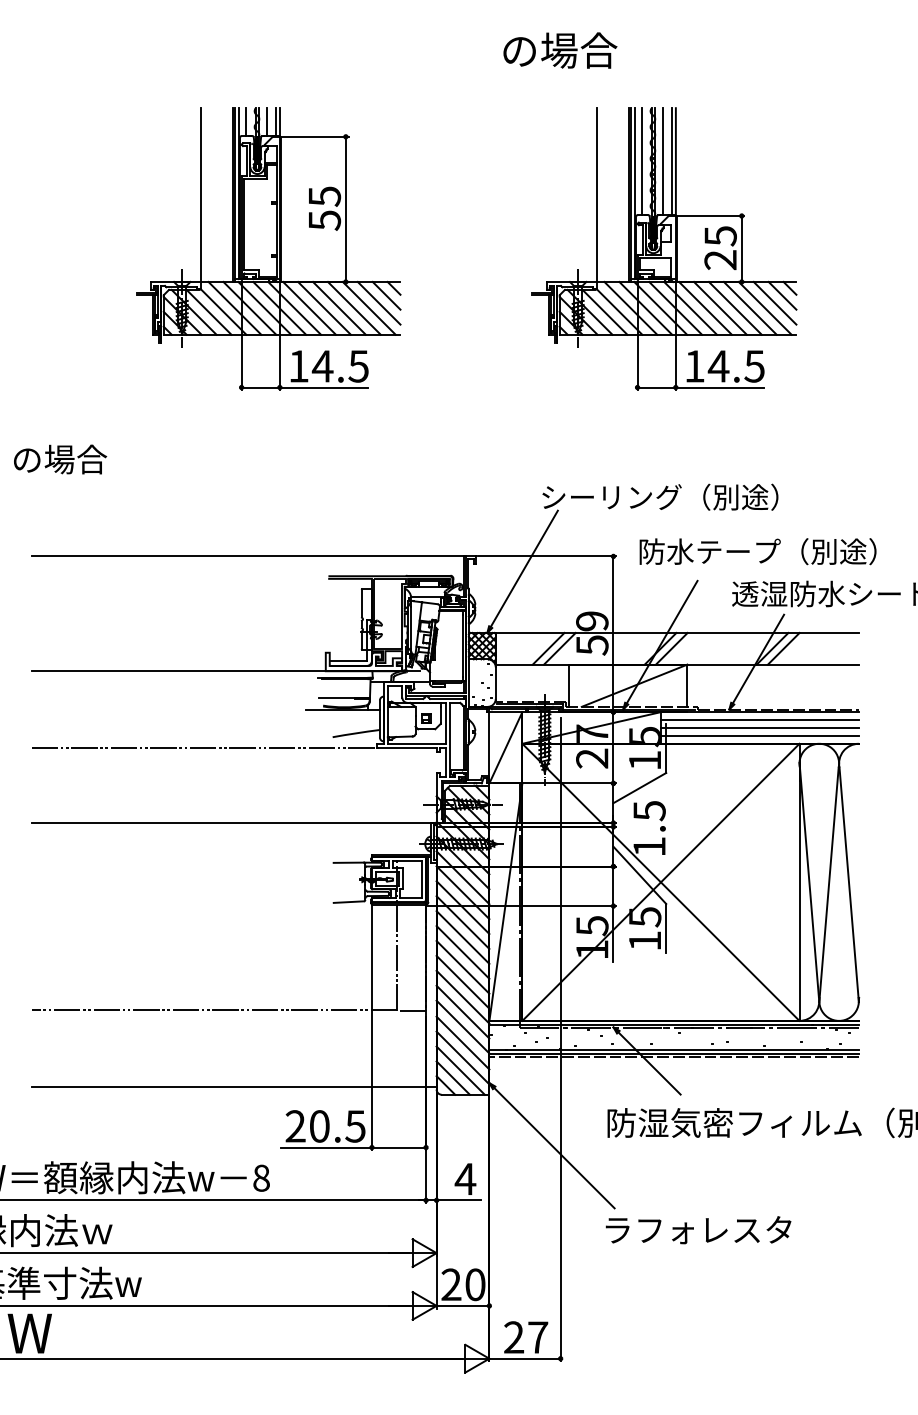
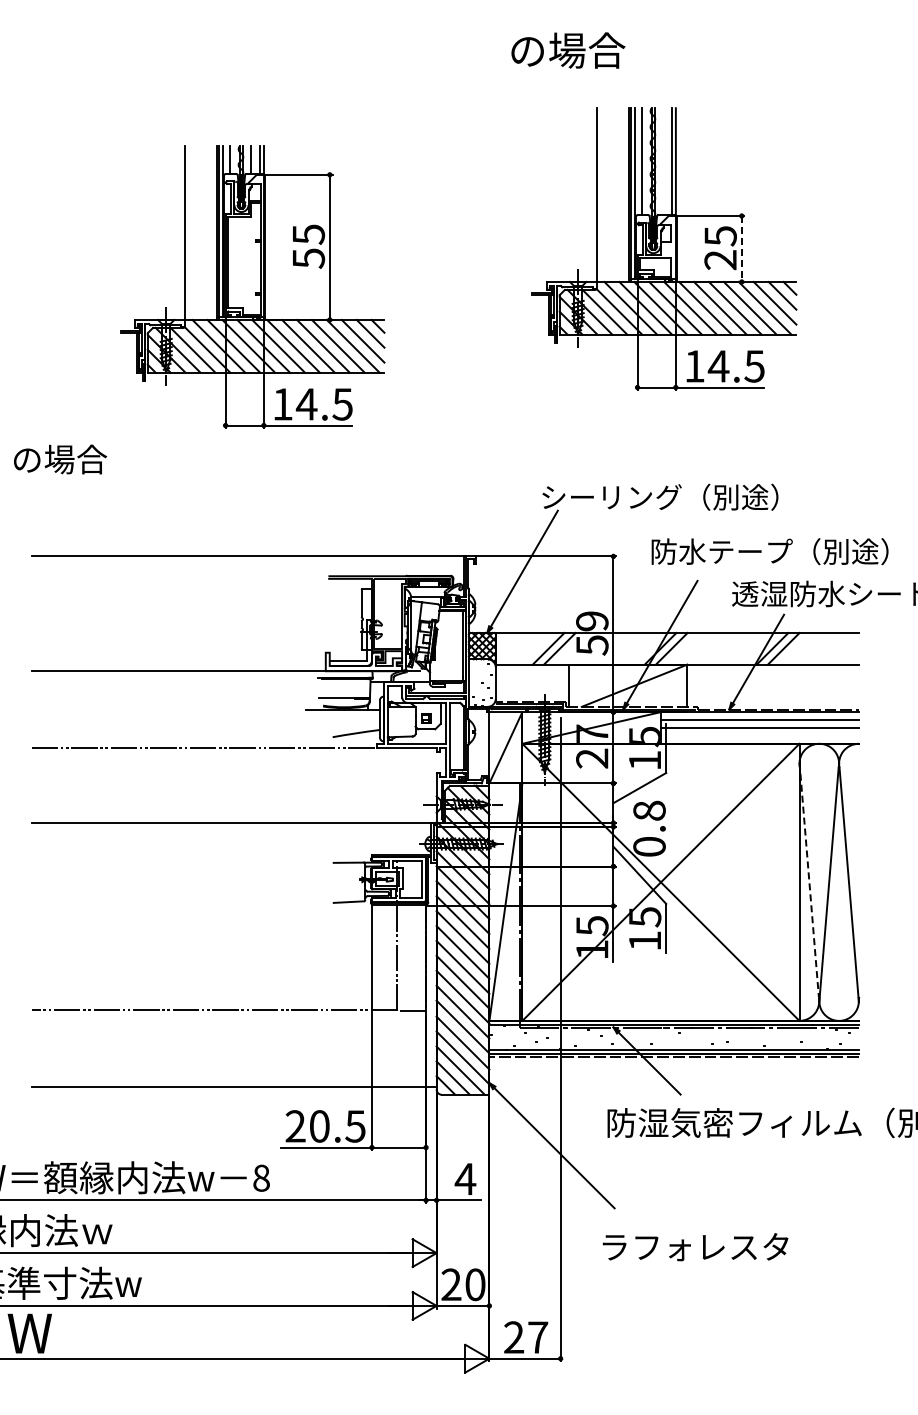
text position: (560, 50) -> (568, 50) (568, 50)
line: present -> none (663, 161)
part position: (268, 248) -> (252, 286) (252, 286)
line: solid -> dashed (741, 248)
text position: (757, 551) -> (769, 551) (769, 551)
line: present -> none (759, 735)
text: 1.5 -> 0.8 (649, 828)
line: solid -> dashed (809, 879)
text position: (698, 1230) -> (695, 1247) (695, 1247)
